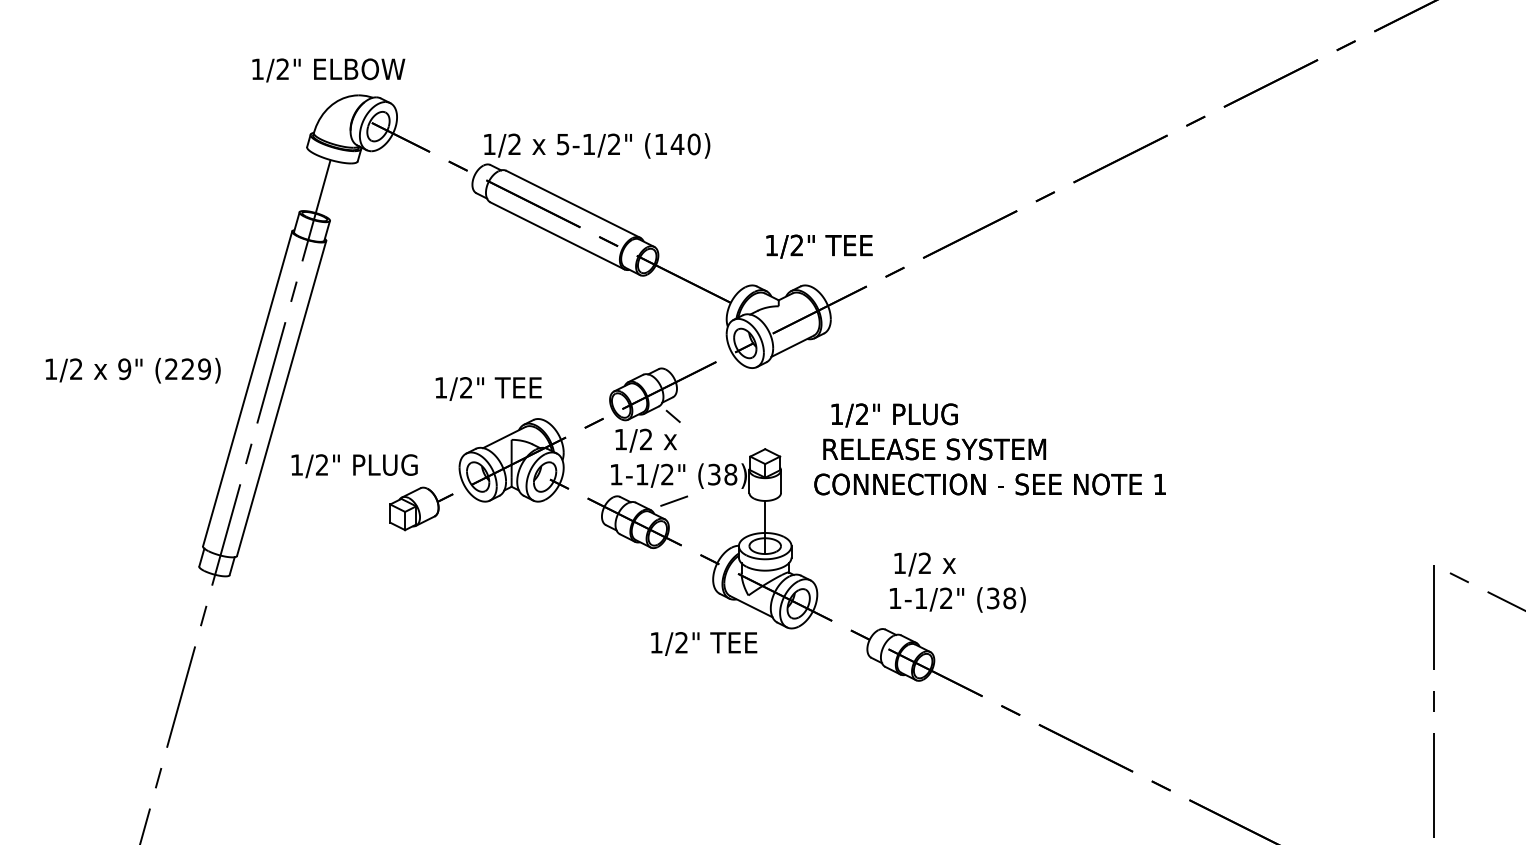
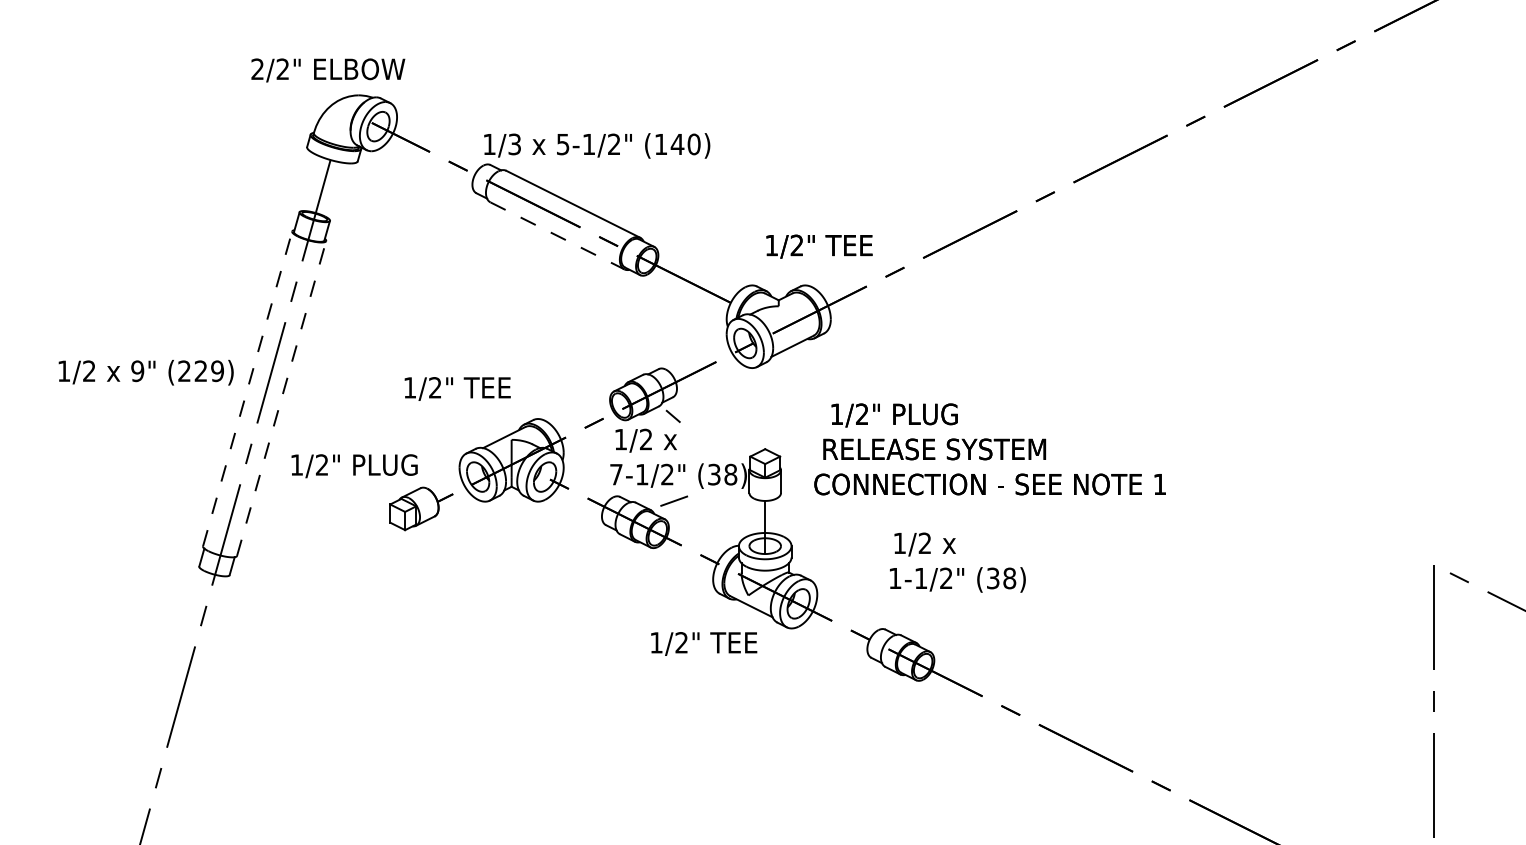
text: 1/2" -> 2/2" (257, 68)
text: 1/2 -> 1/3 (514, 144)
line: solid -> dashed (557, 235)
text position: (132, 370) -> (145, 372) (145, 372)
line: solid -> dashed (247, 388)
text position: (488, 388) -> (457, 388) (457, 388)
line: solid -> dashed (281, 398)
text: 1-1/2" -> 7-1/2" (616, 474)
text position: (957, 582) -> (957, 562) (957, 562)
